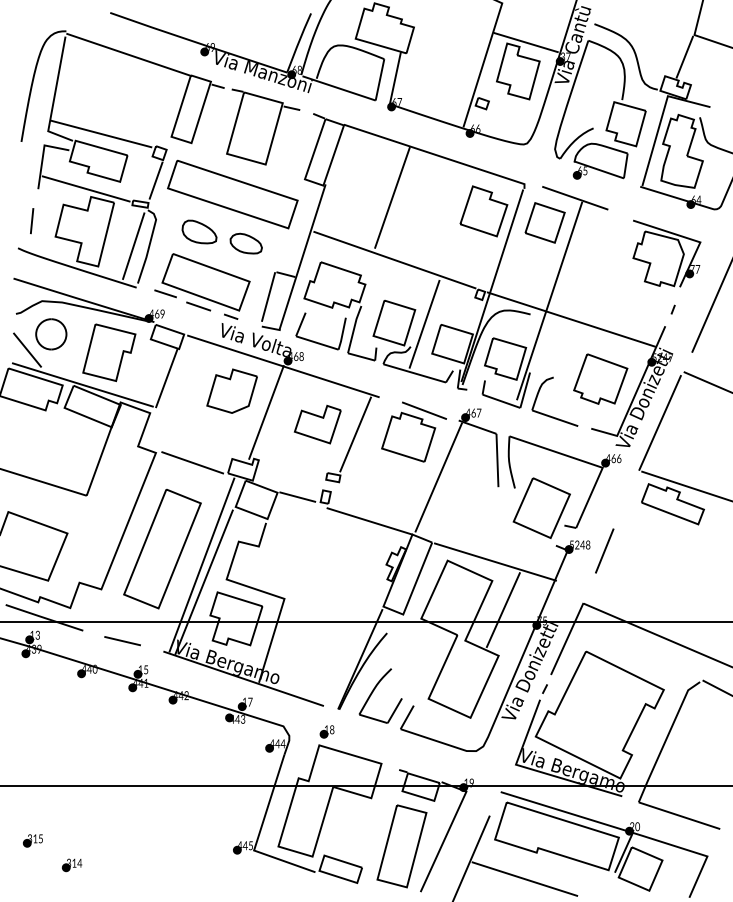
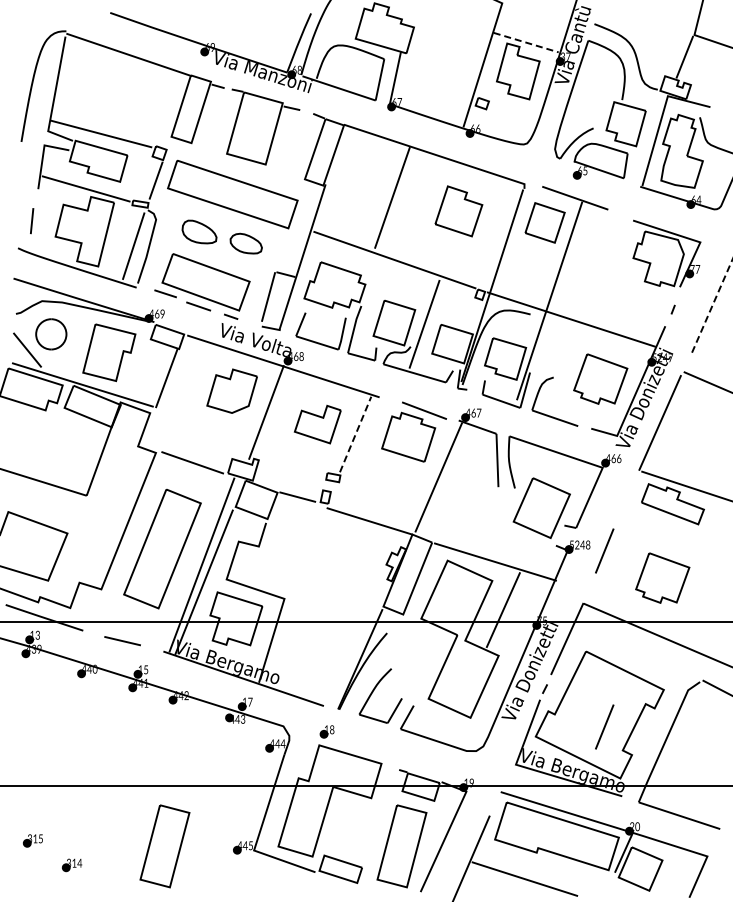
line: solid -> dashed (526, 42)
part position: (483, 211) -> (458, 211) (458, 211)
line: solid -> dashed (712, 305)
line: solid -> dashed (355, 434)
part: none -> present (662, 577)
line: none -> present (604, 726)
part: none -> present (164, 846)
